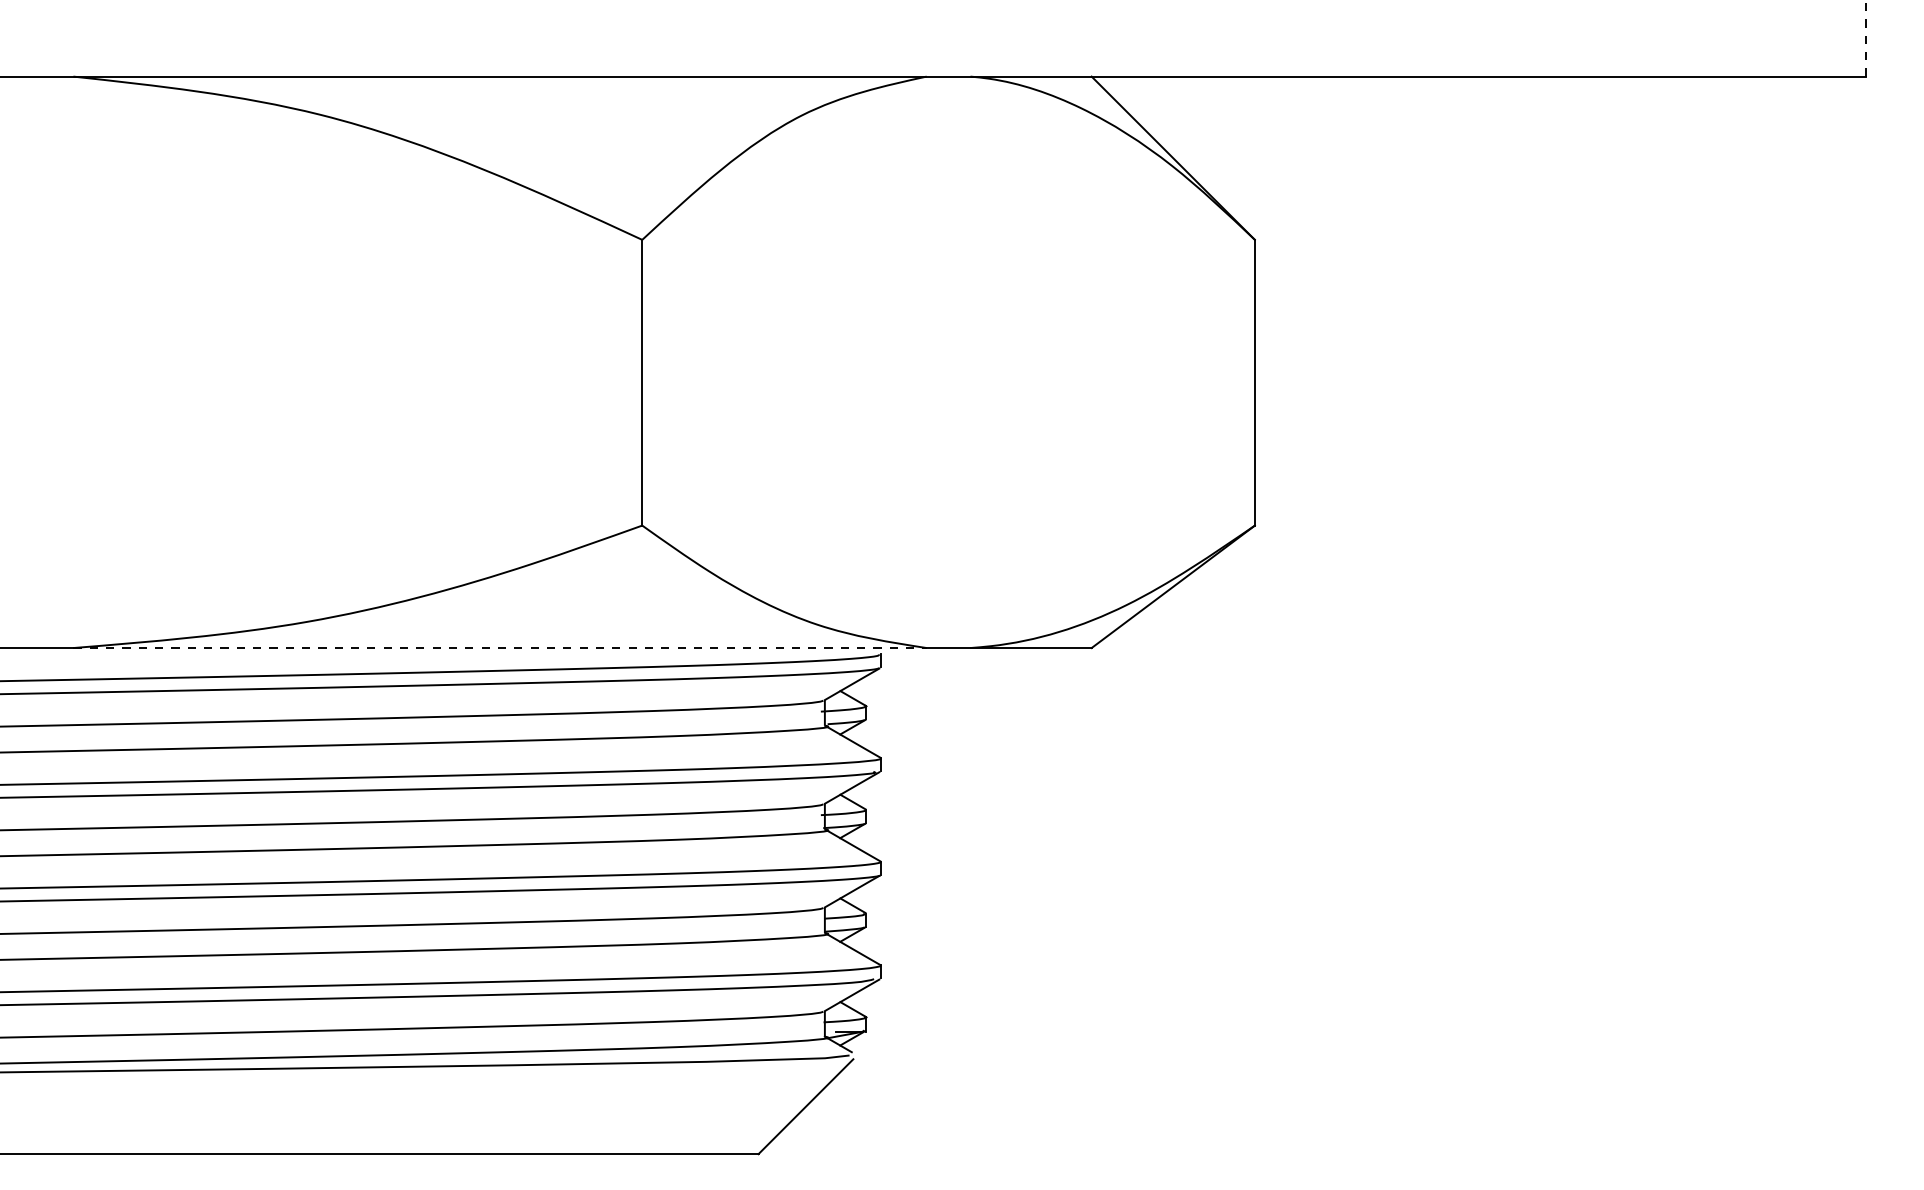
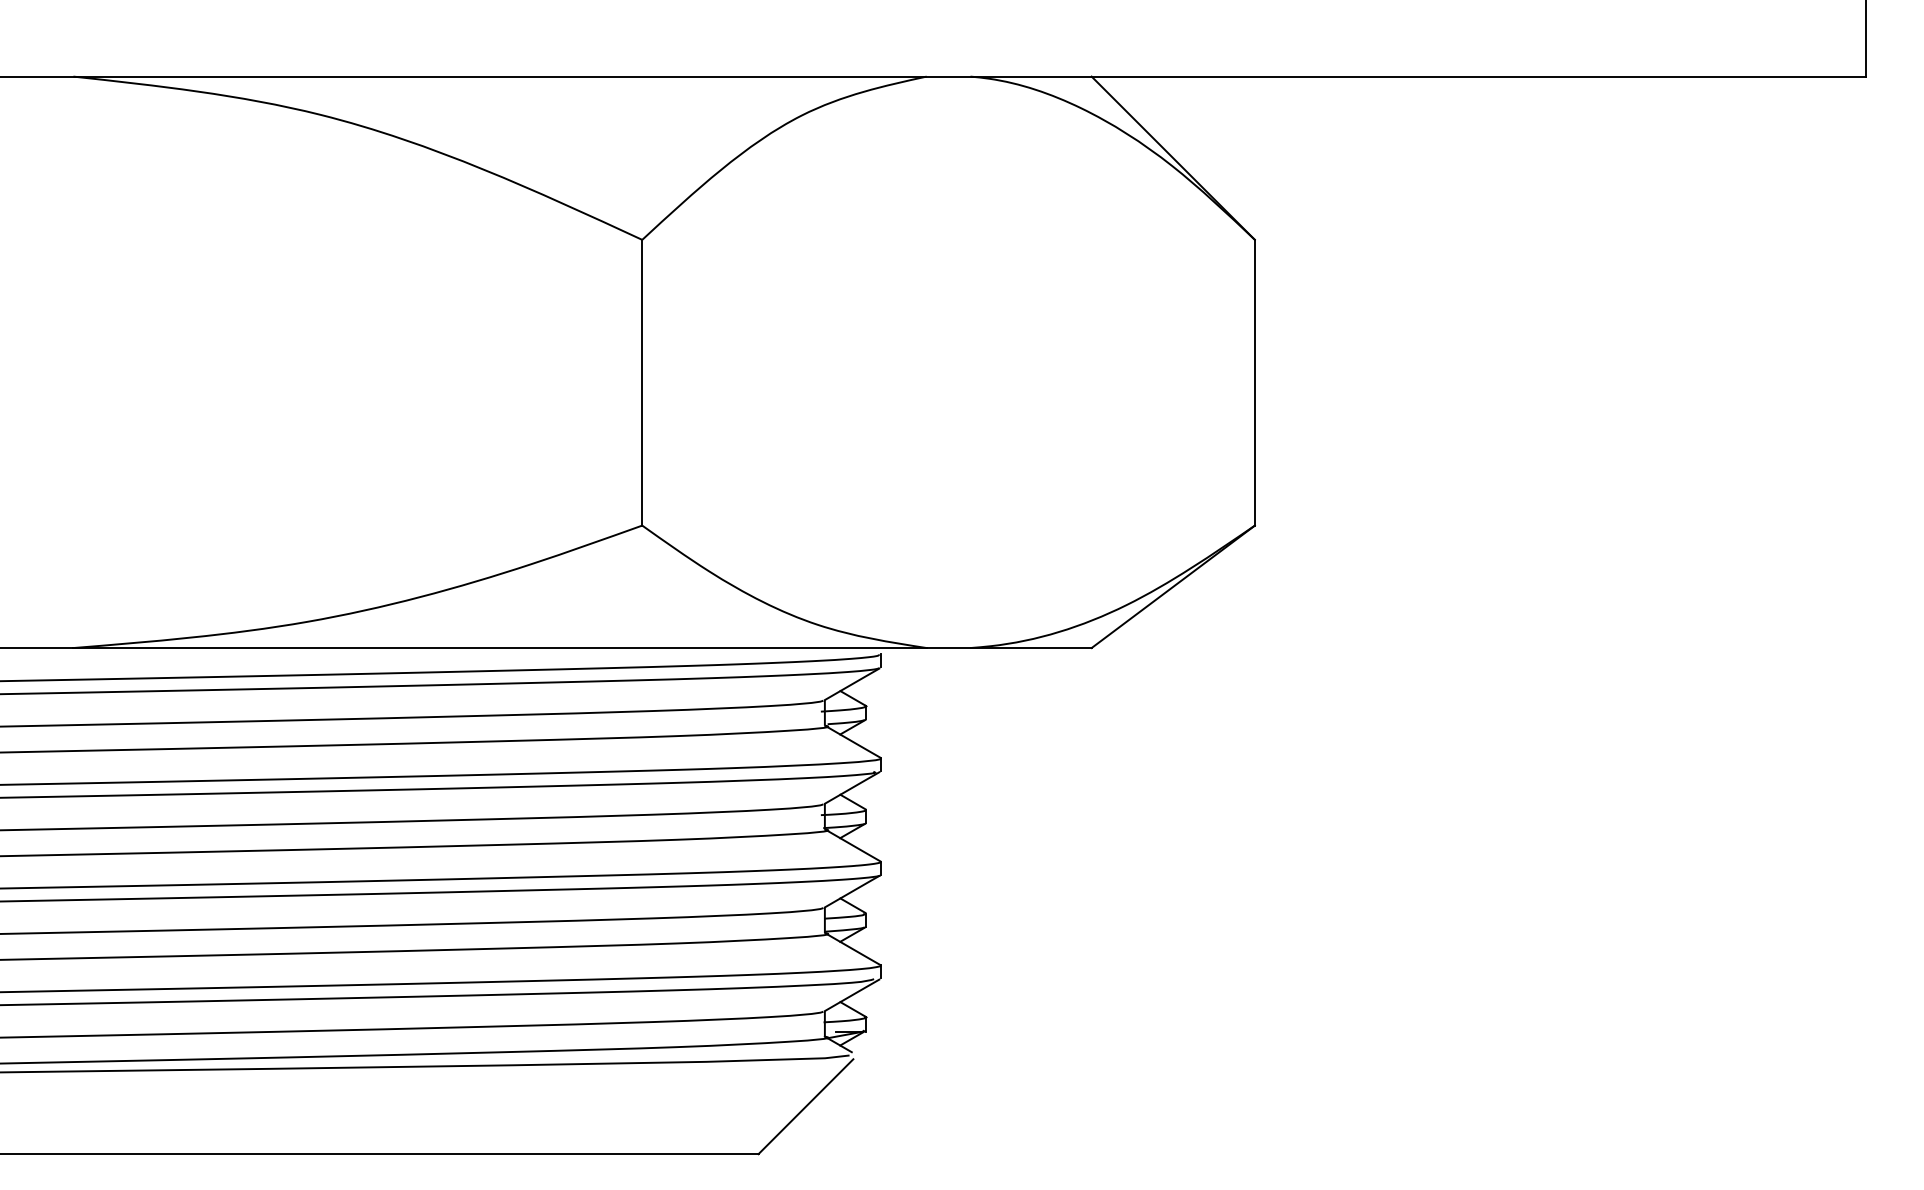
line: dashed -> solid (1866, 38)
line: dashed -> solid (500, 648)
